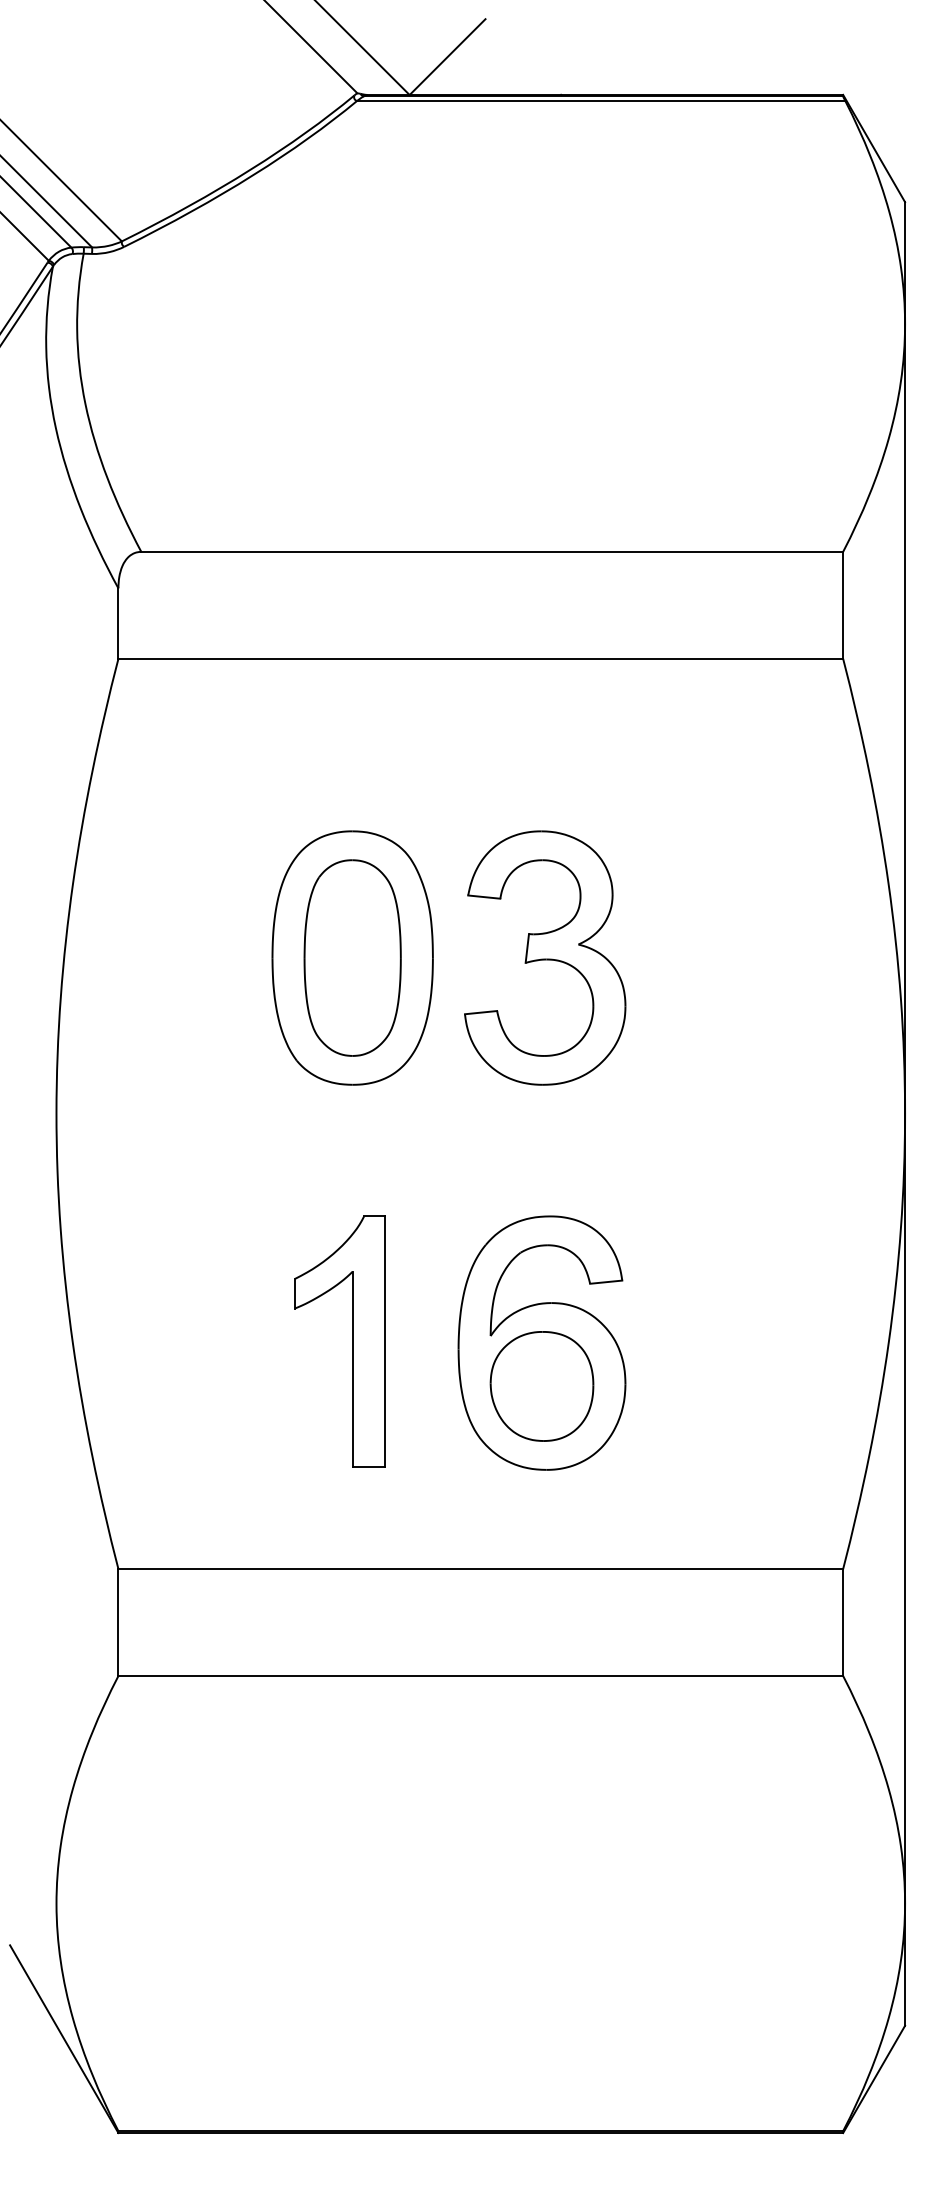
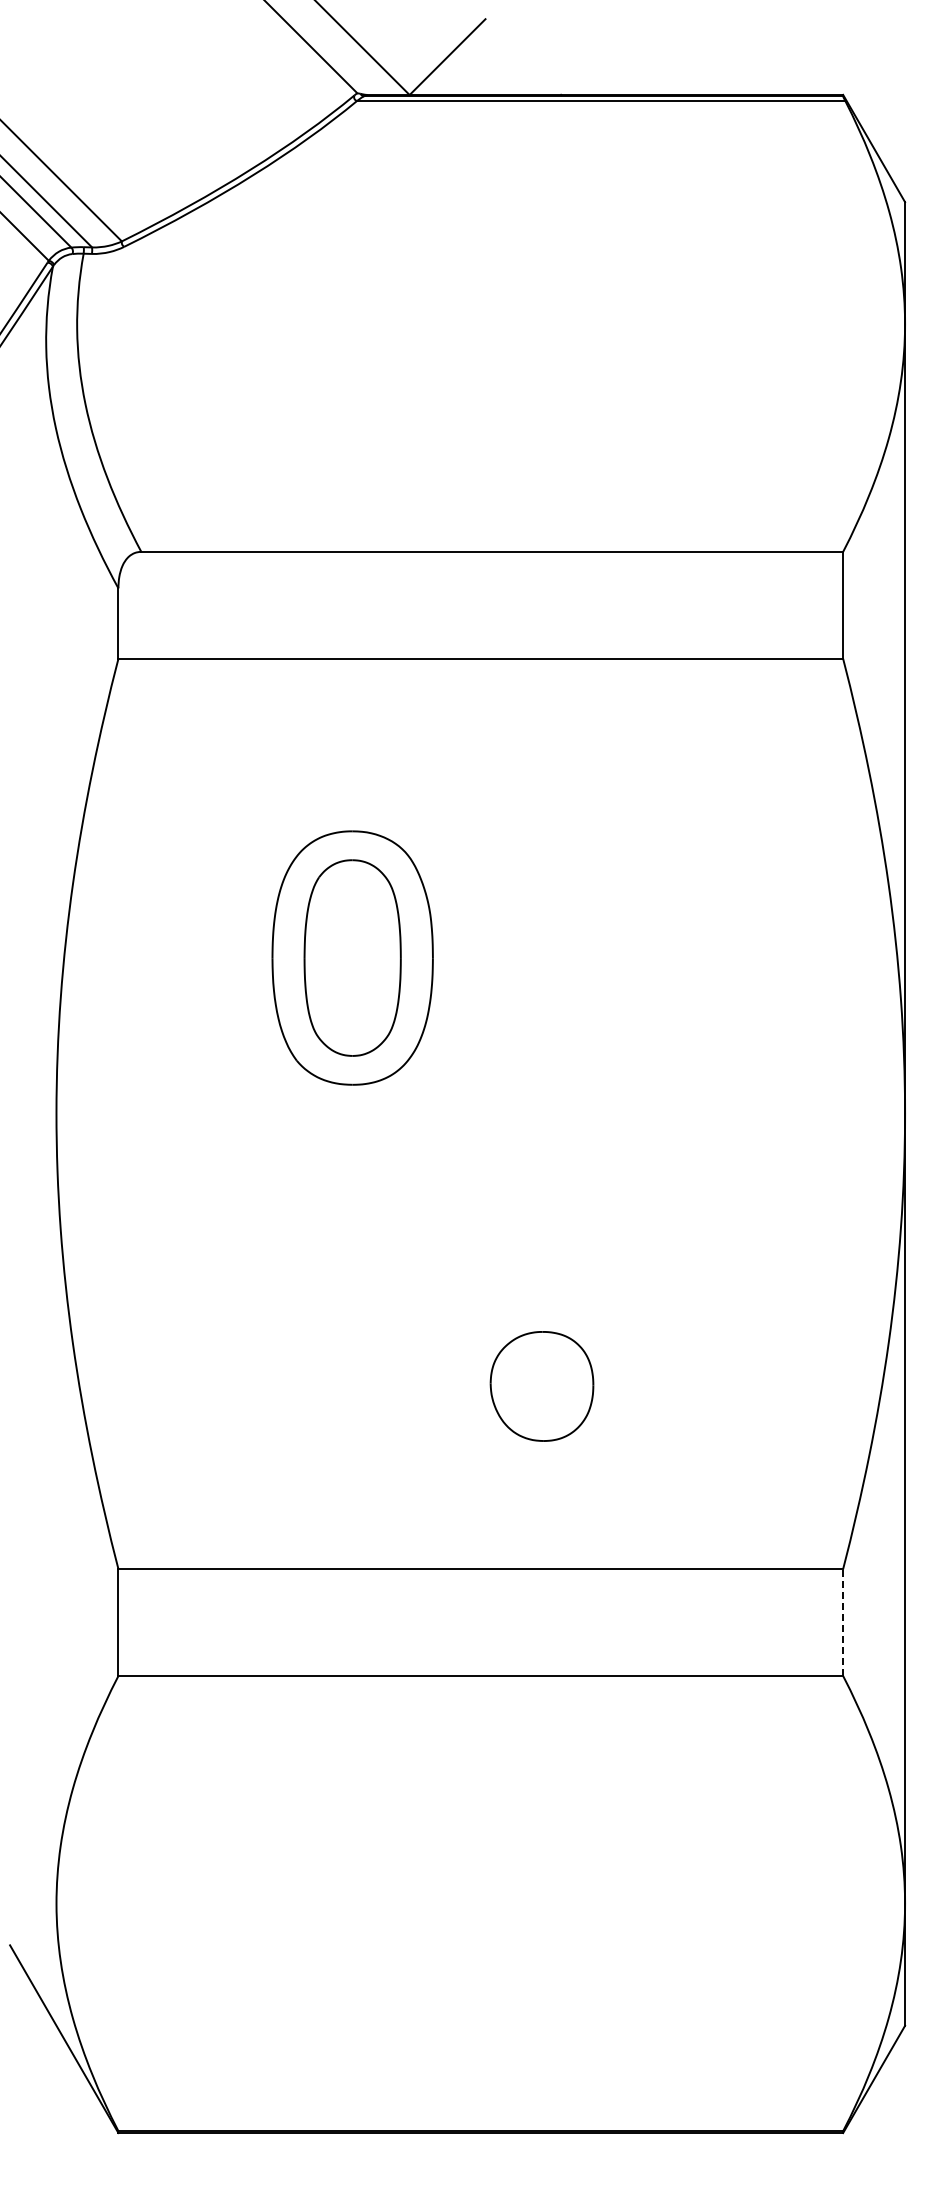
part: present -> none (545, 957)
part: present -> none (352, 1341)
part: present -> none (541, 1342)
line: solid -> dashed (843, 1622)
